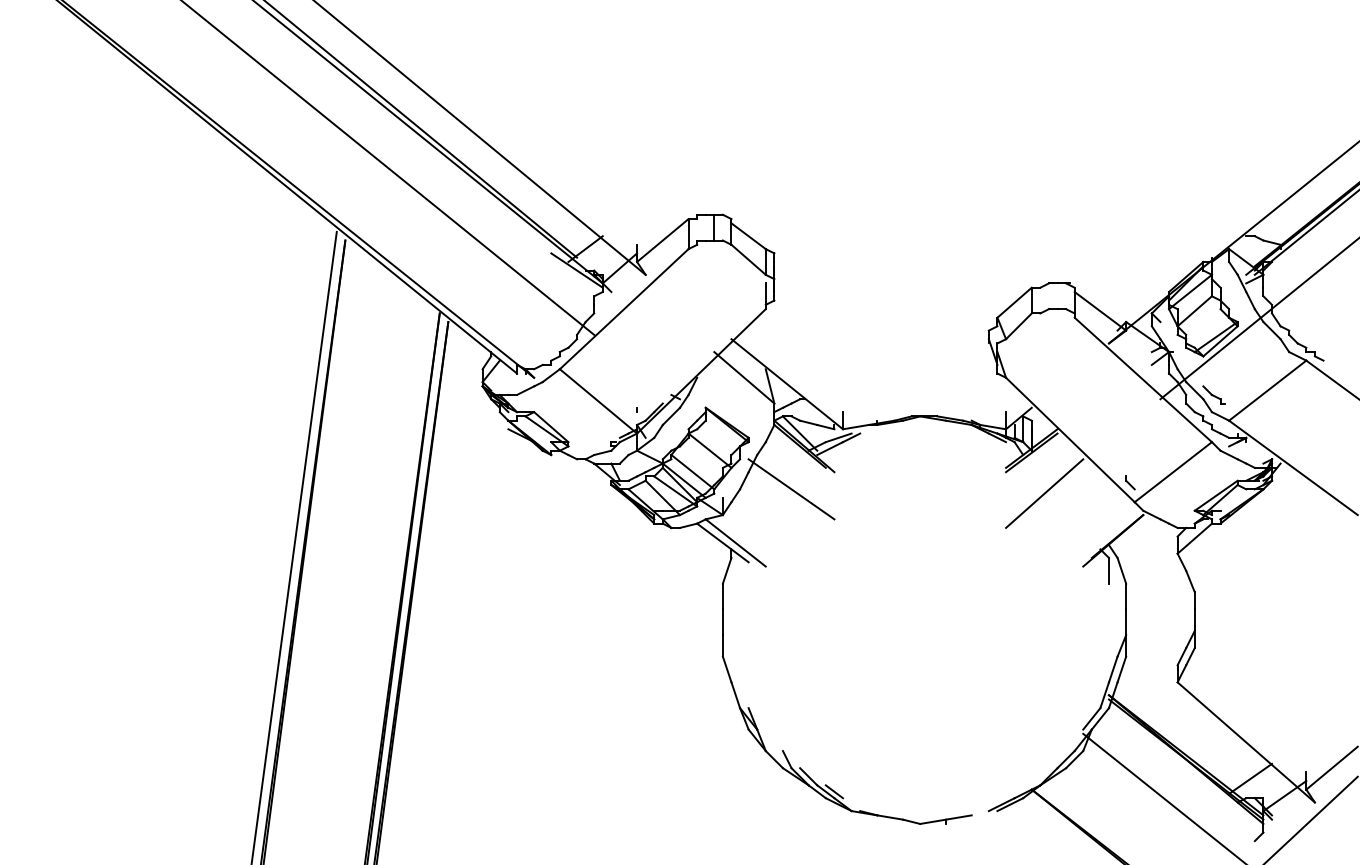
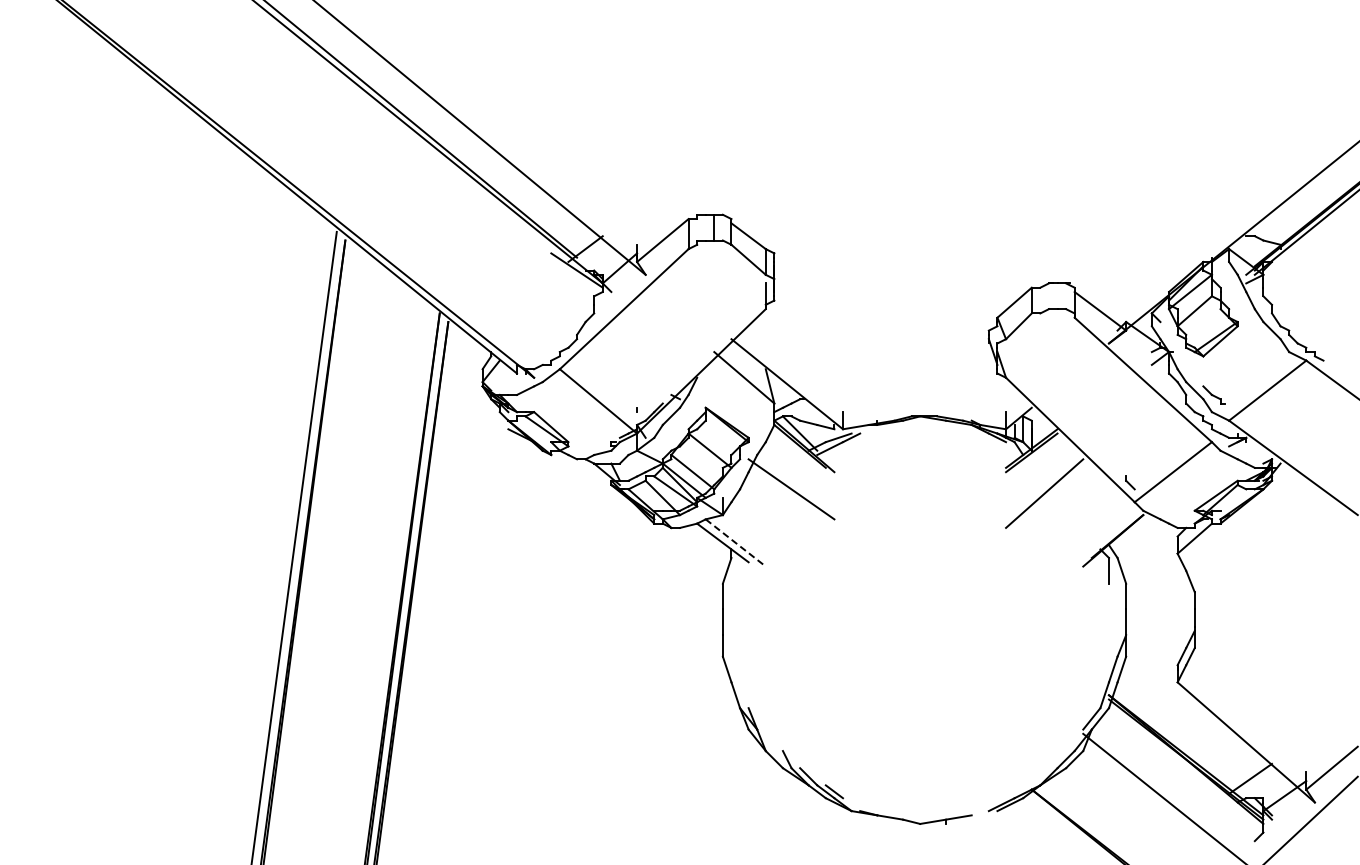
line: present -> none (388, 168)
line: present -> none (1258, 319)
line: solid -> dashed (736, 543)
